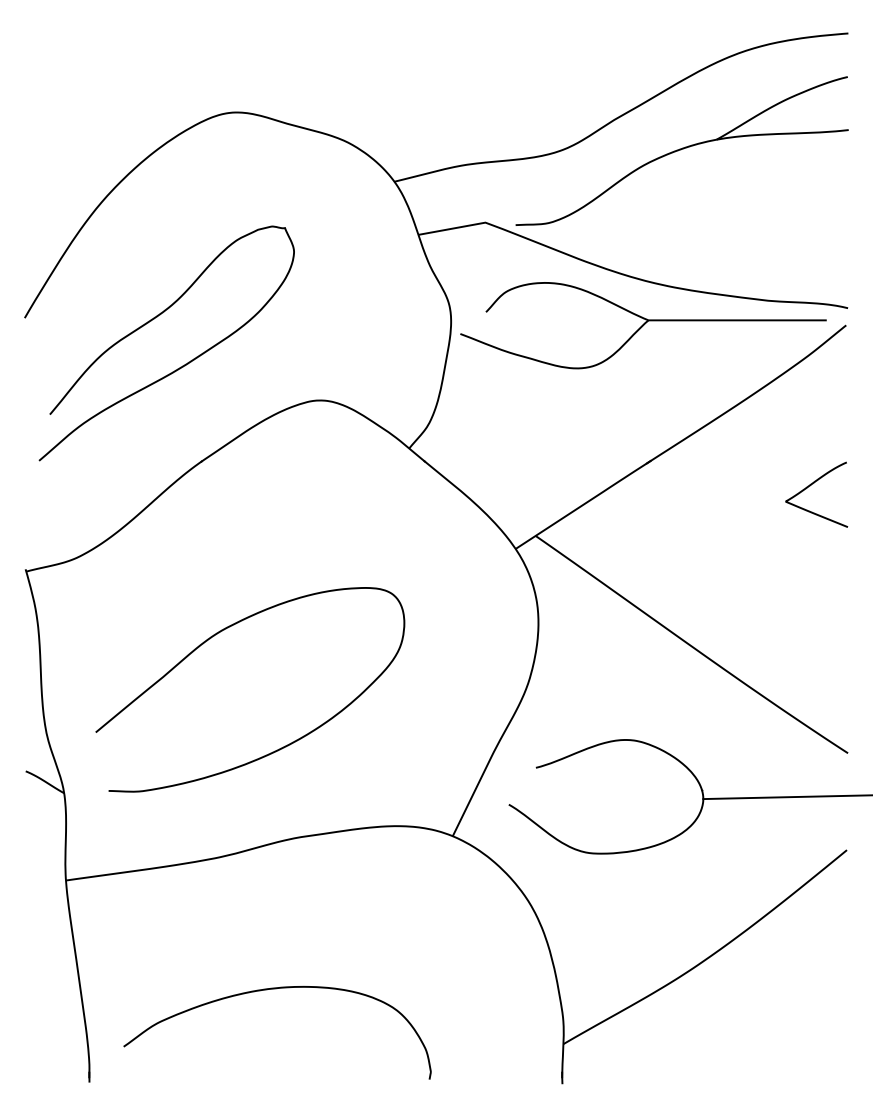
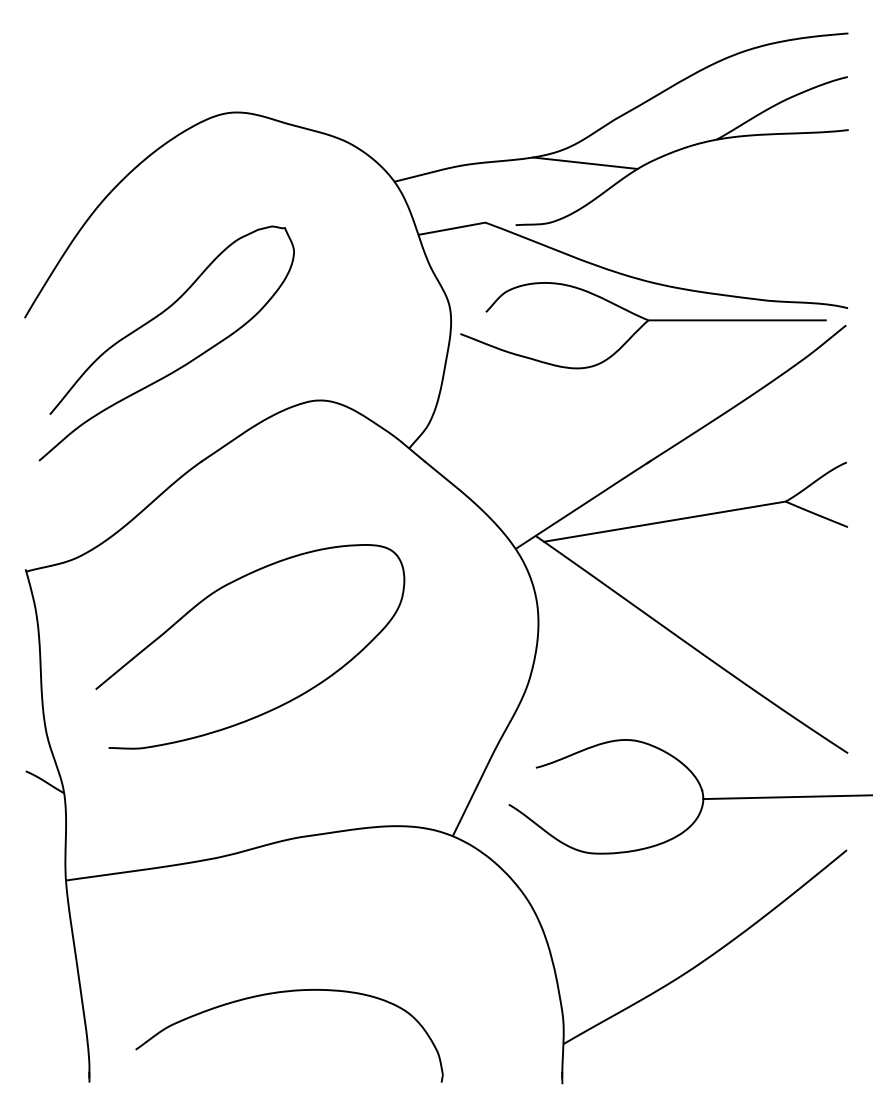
line: none -> present (585, 162)
line: none -> present (664, 521)
curve position: (219, 633) -> (219, 590) (219, 590)
part position: (276, 989) -> (288, 992) (288, 992)
